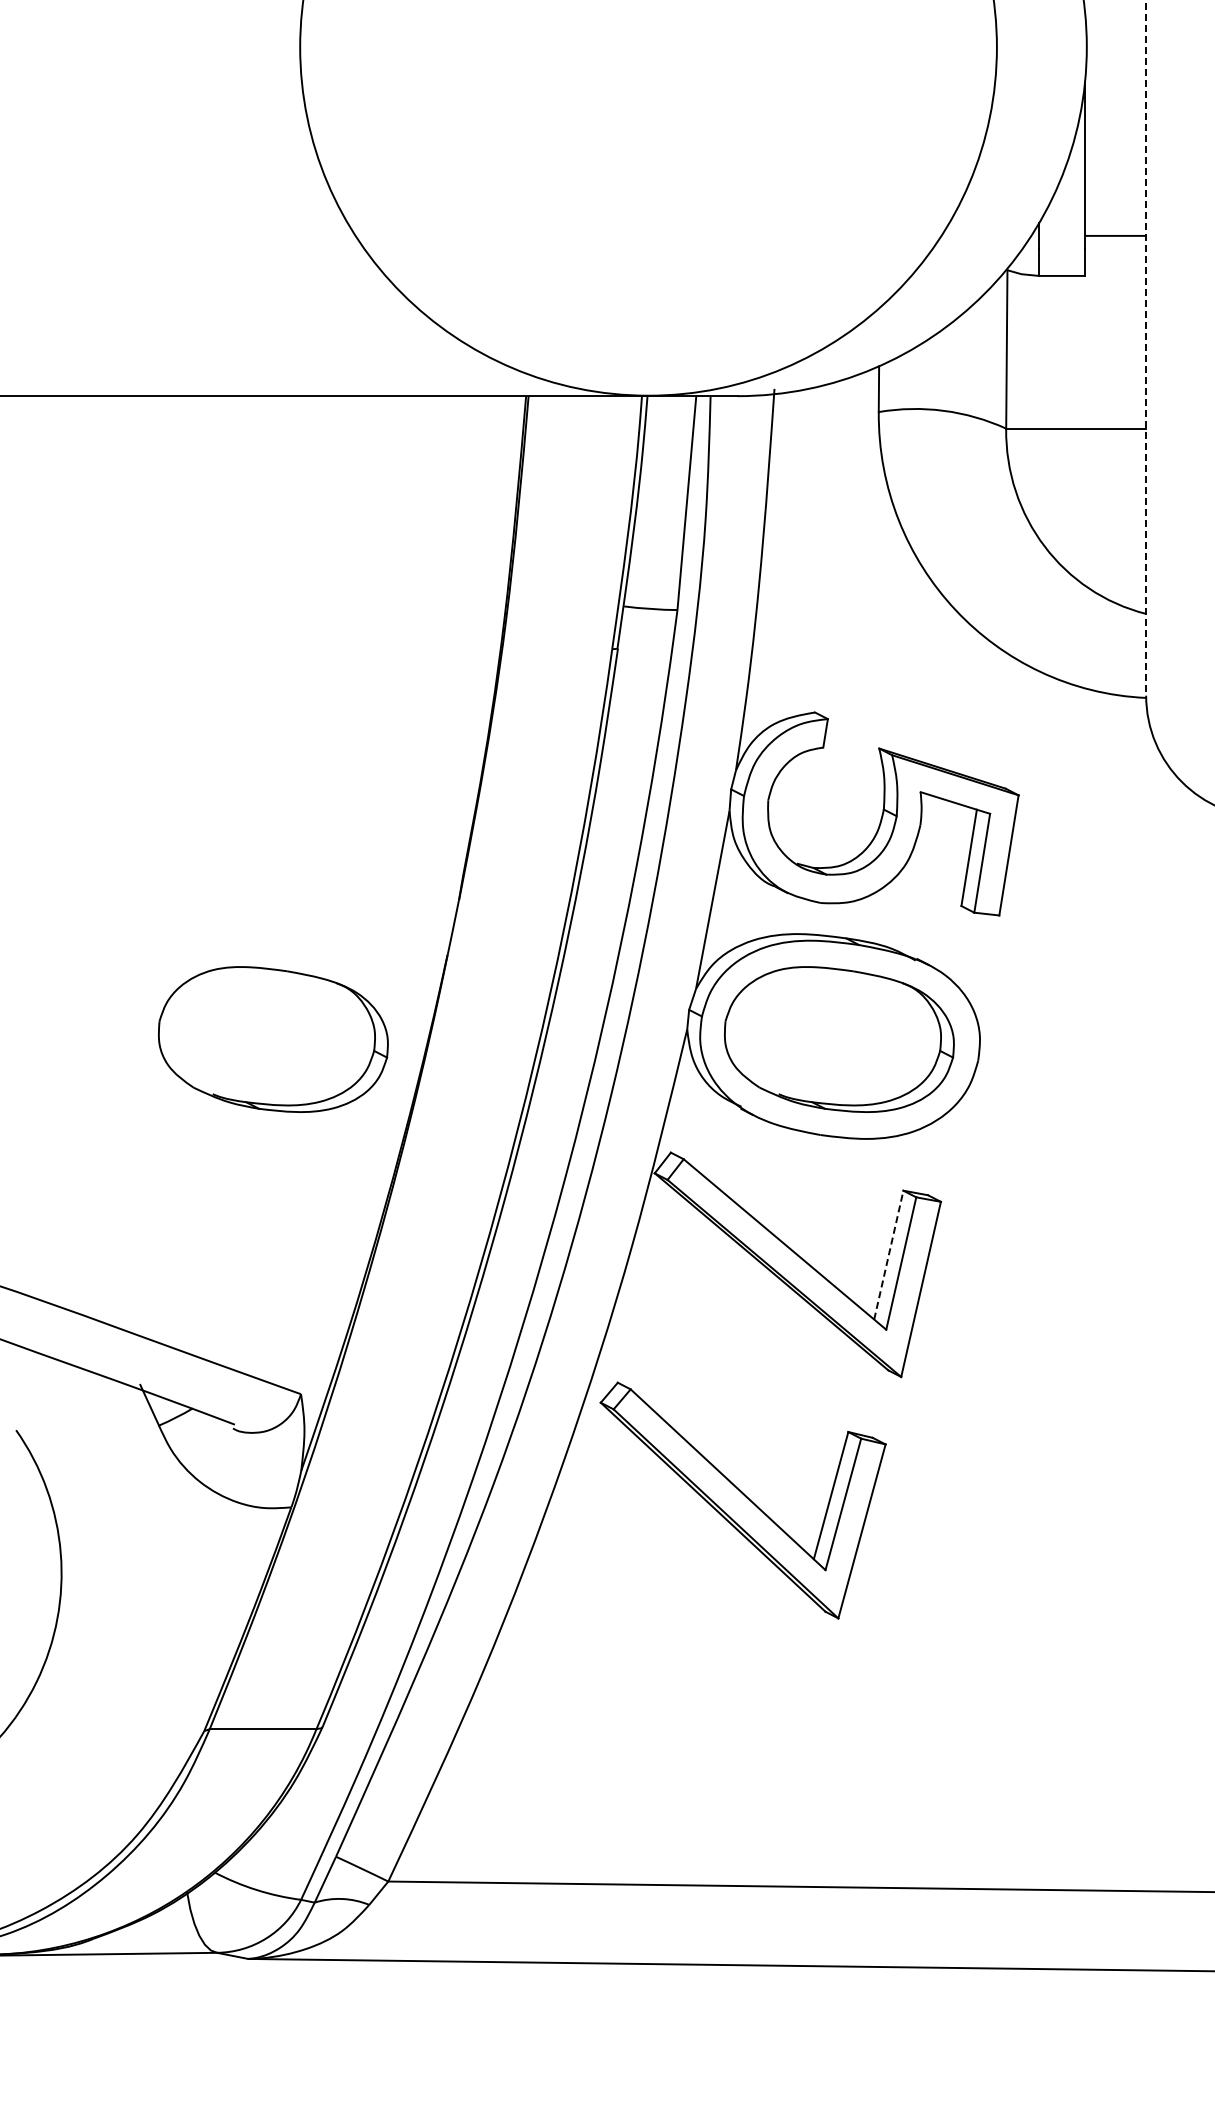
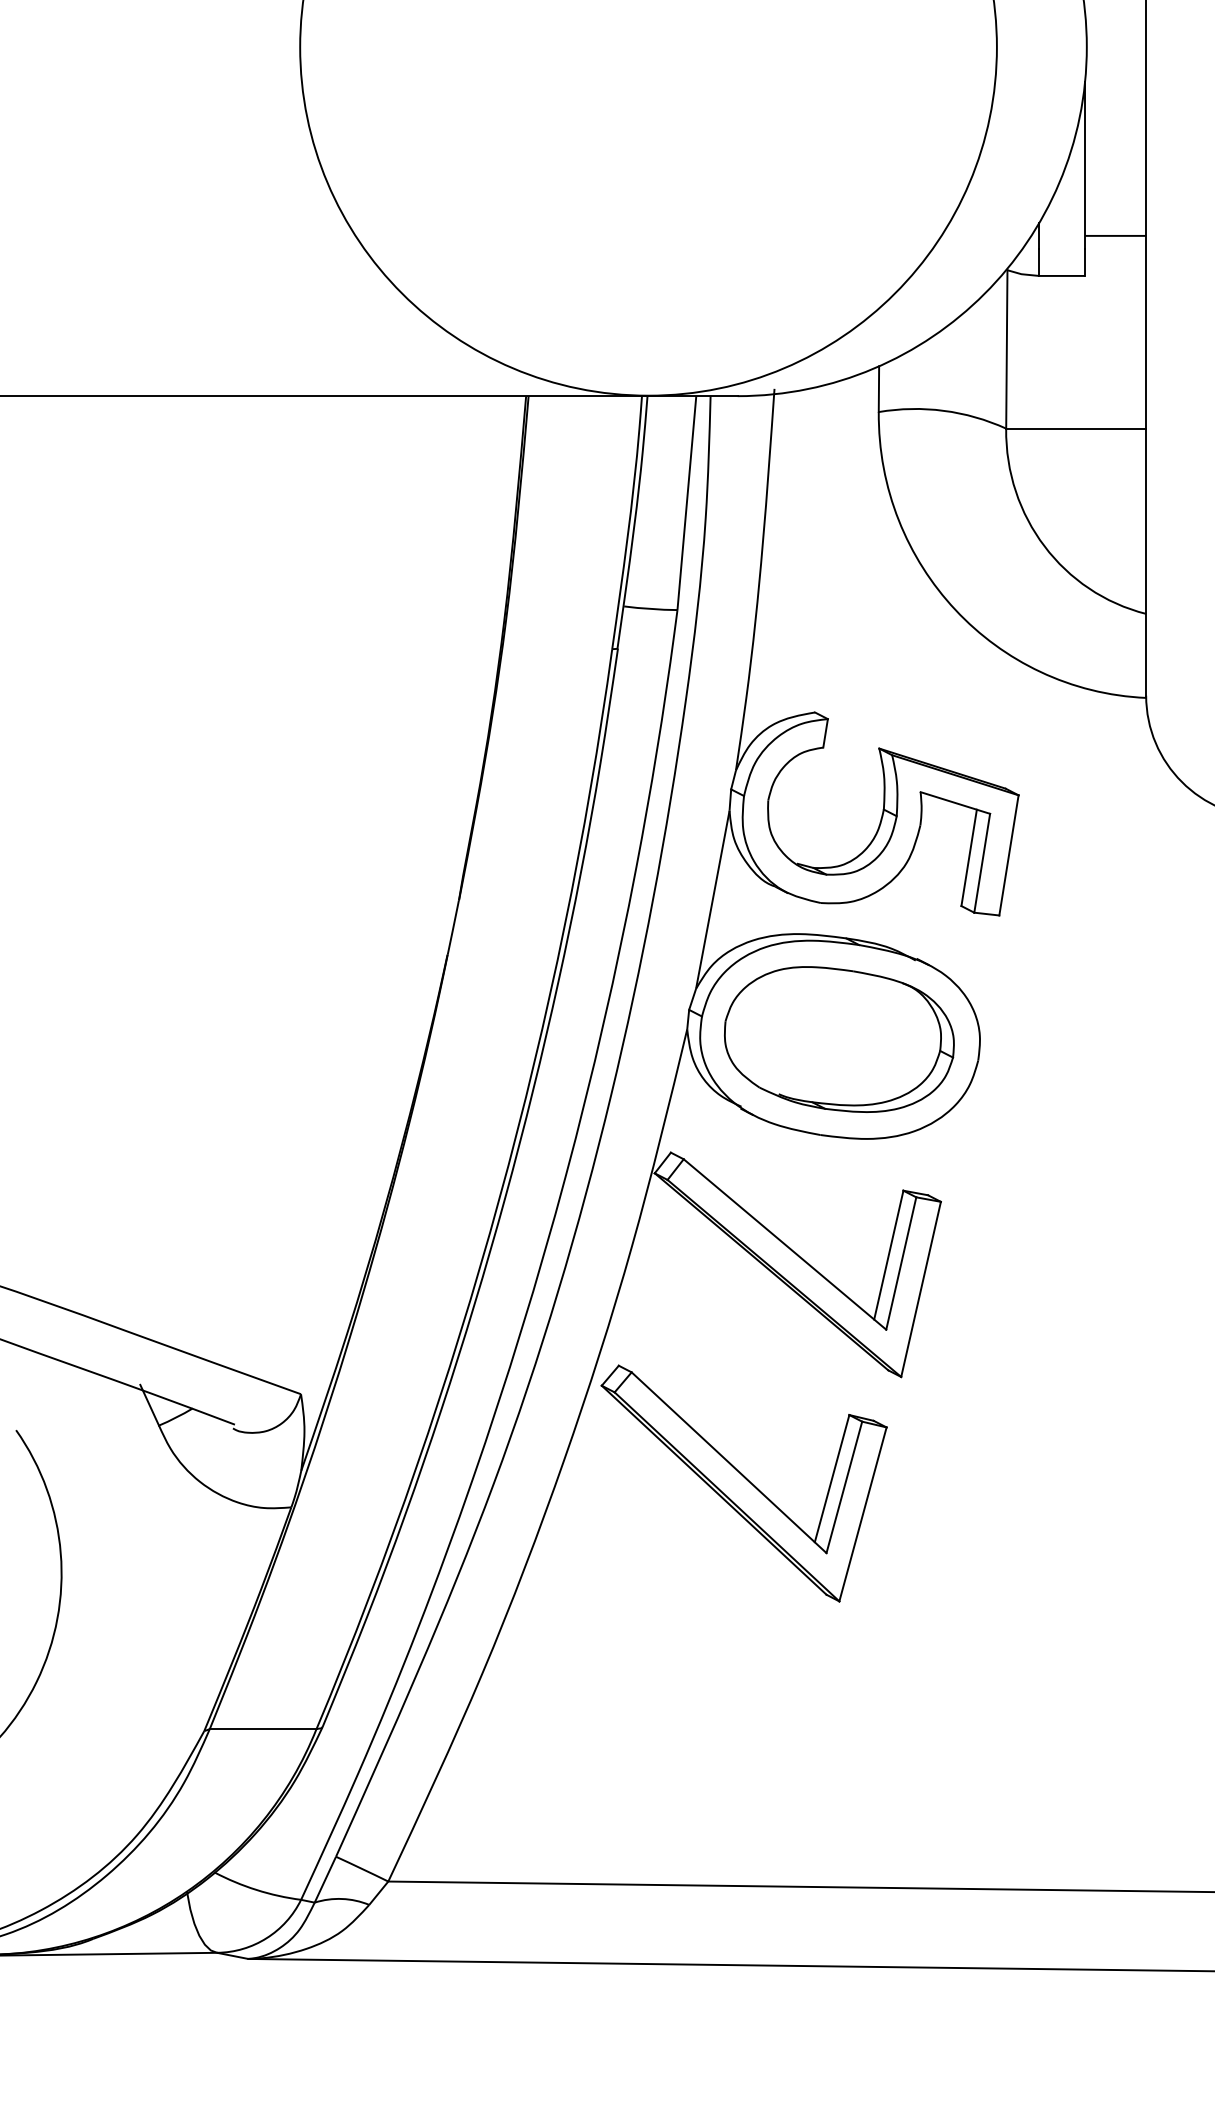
line: dashed -> solid (1146, 347)
part: present -> none (273, 1039)
line: dashed -> solid (888, 1254)
part position: (742, 1500) -> (743, 1483) (743, 1483)
